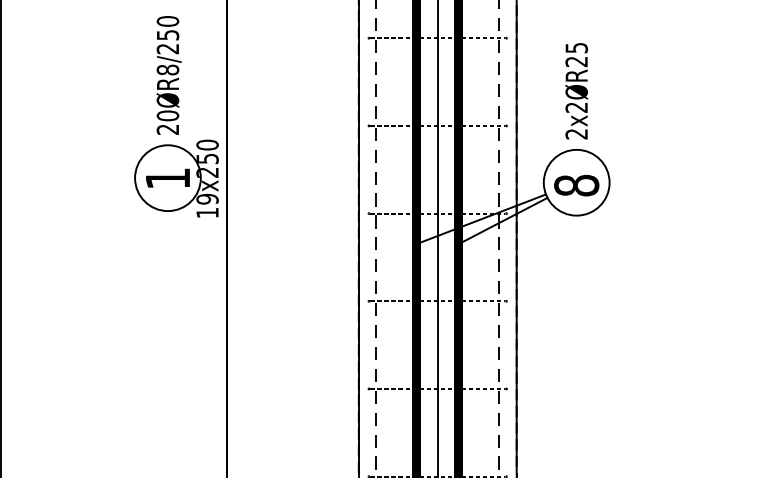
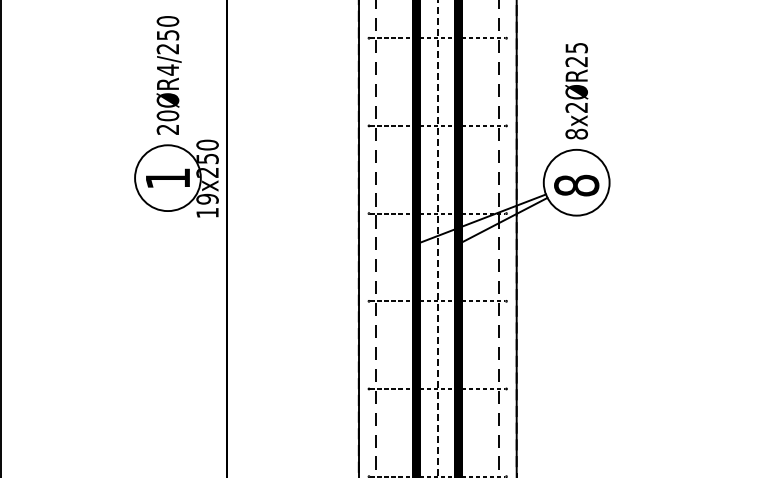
text: 20ØR8/250 -> 20ØR4/250 (167, 69)
text: 2x2ØR25 -> 8x2ØR25 (576, 133)
line: solid -> dashed (437, 239)
